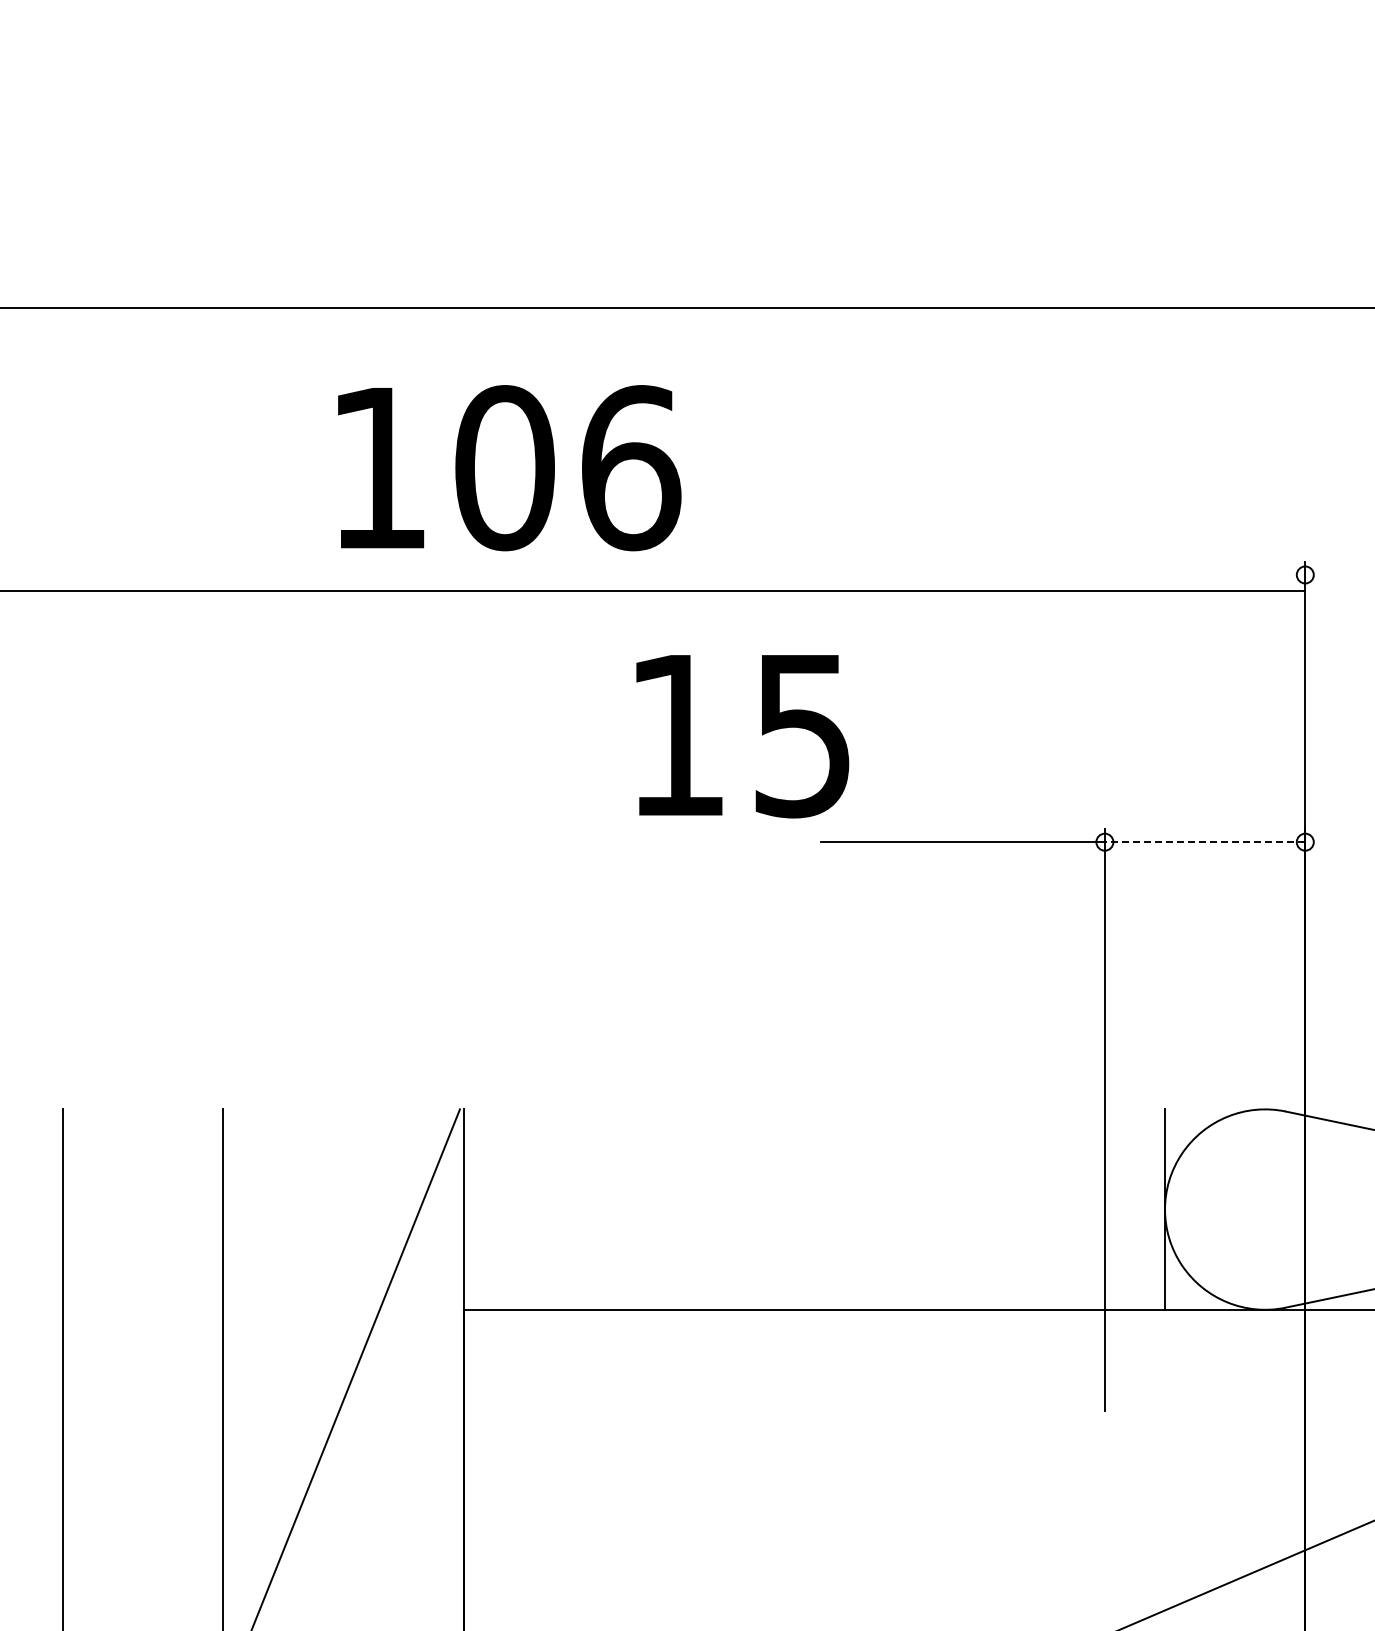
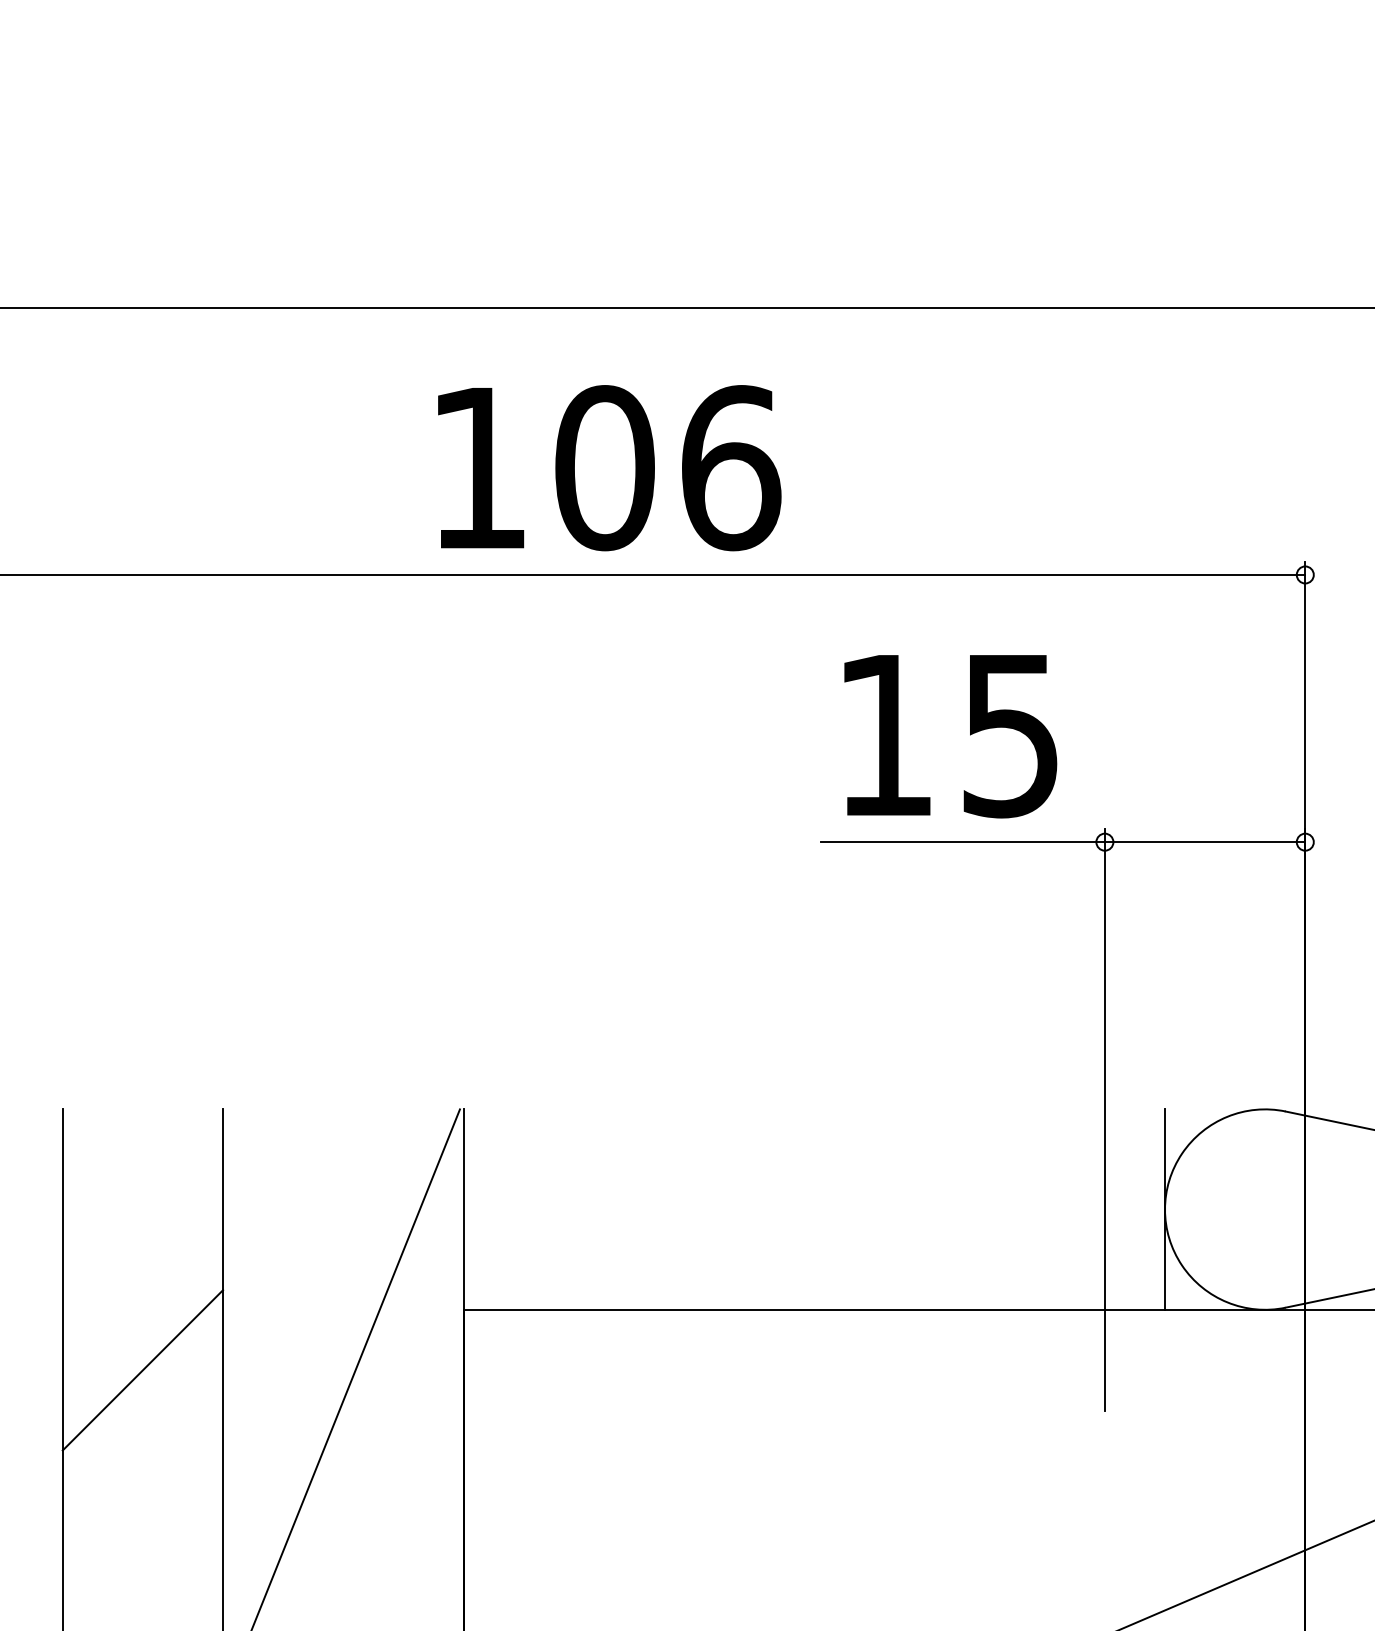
text position: (509, 468) -> (609, 468) (609, 468)
line position: (653, 590) -> (653, 574) (653, 574)
text position: (742, 736) -> (950, 736) (950, 736)
line: dashed -> solid (1204, 842)
line: none -> present (142, 1370)
